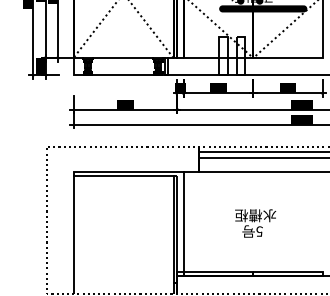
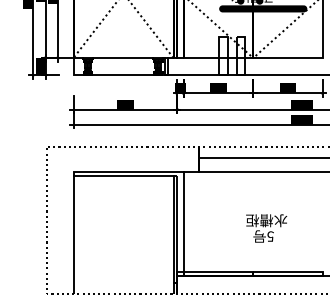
line: present -> none (262, 151)
text position: (255, 223) -> (266, 228) (266, 228)
